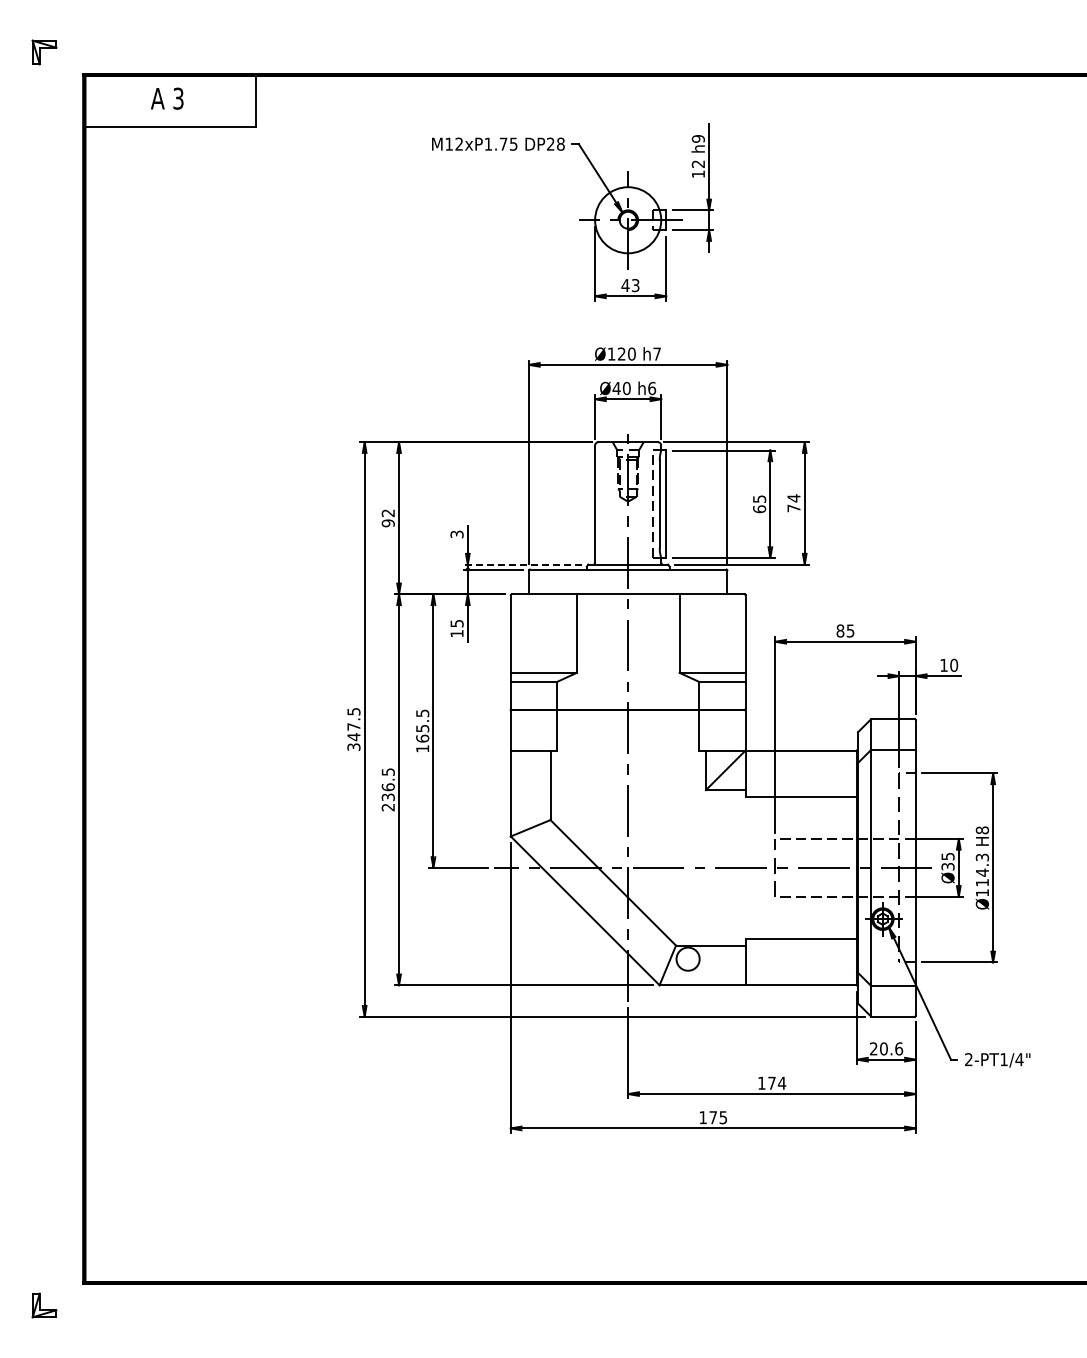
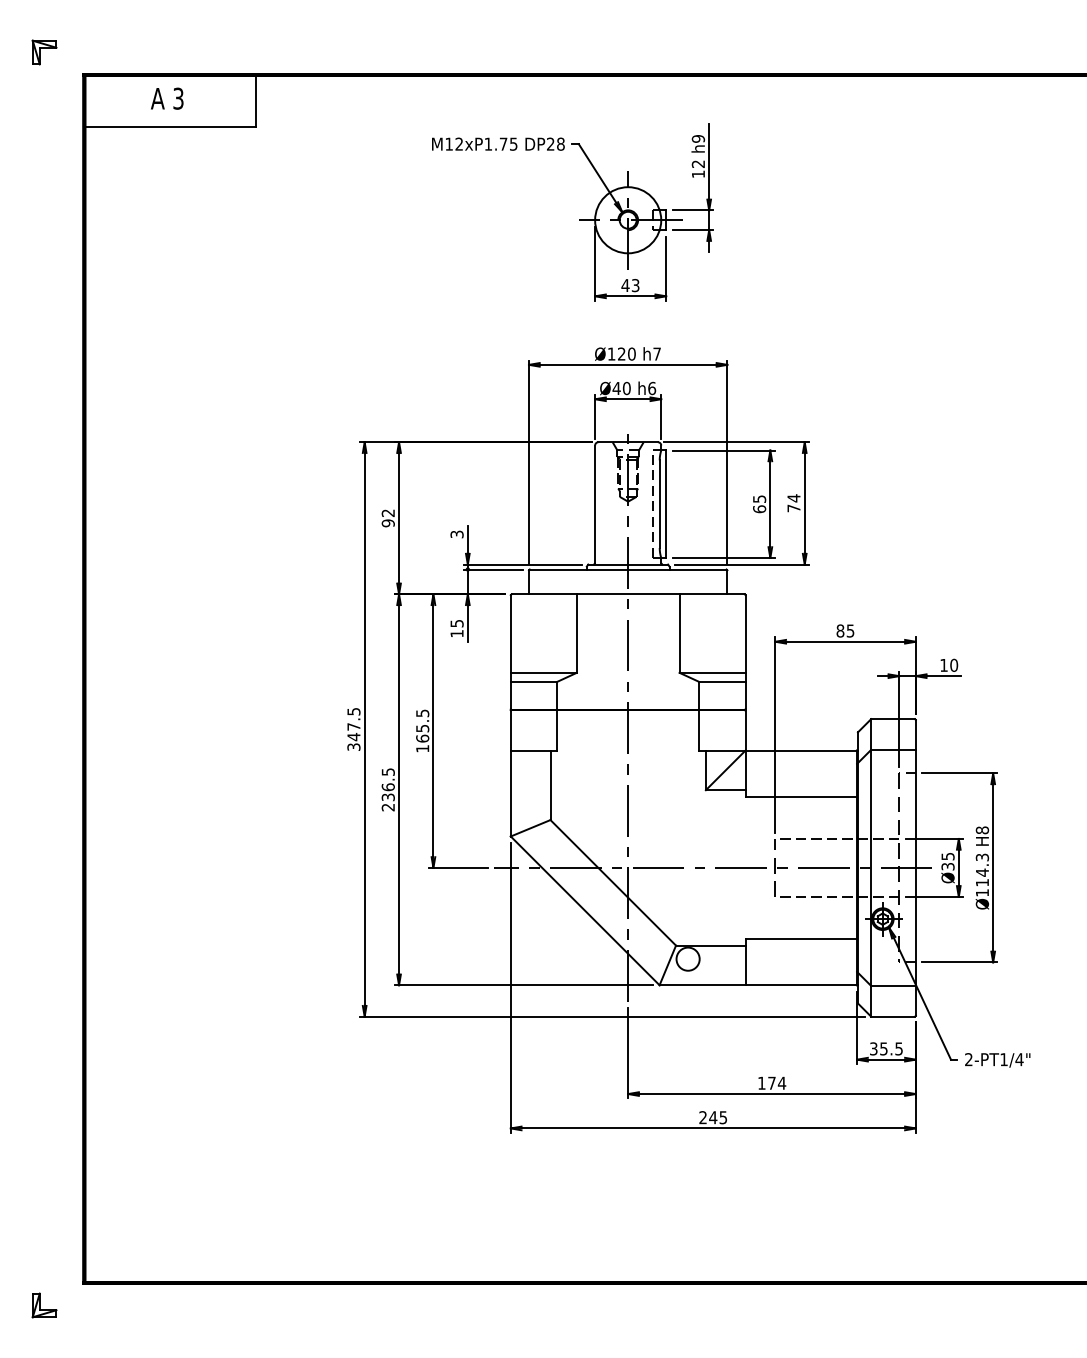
line: dashed -> solid (522, 564)
text: 20.6 -> 35.5 (886, 1048)
text: 175 -> 245 (708, 1117)
